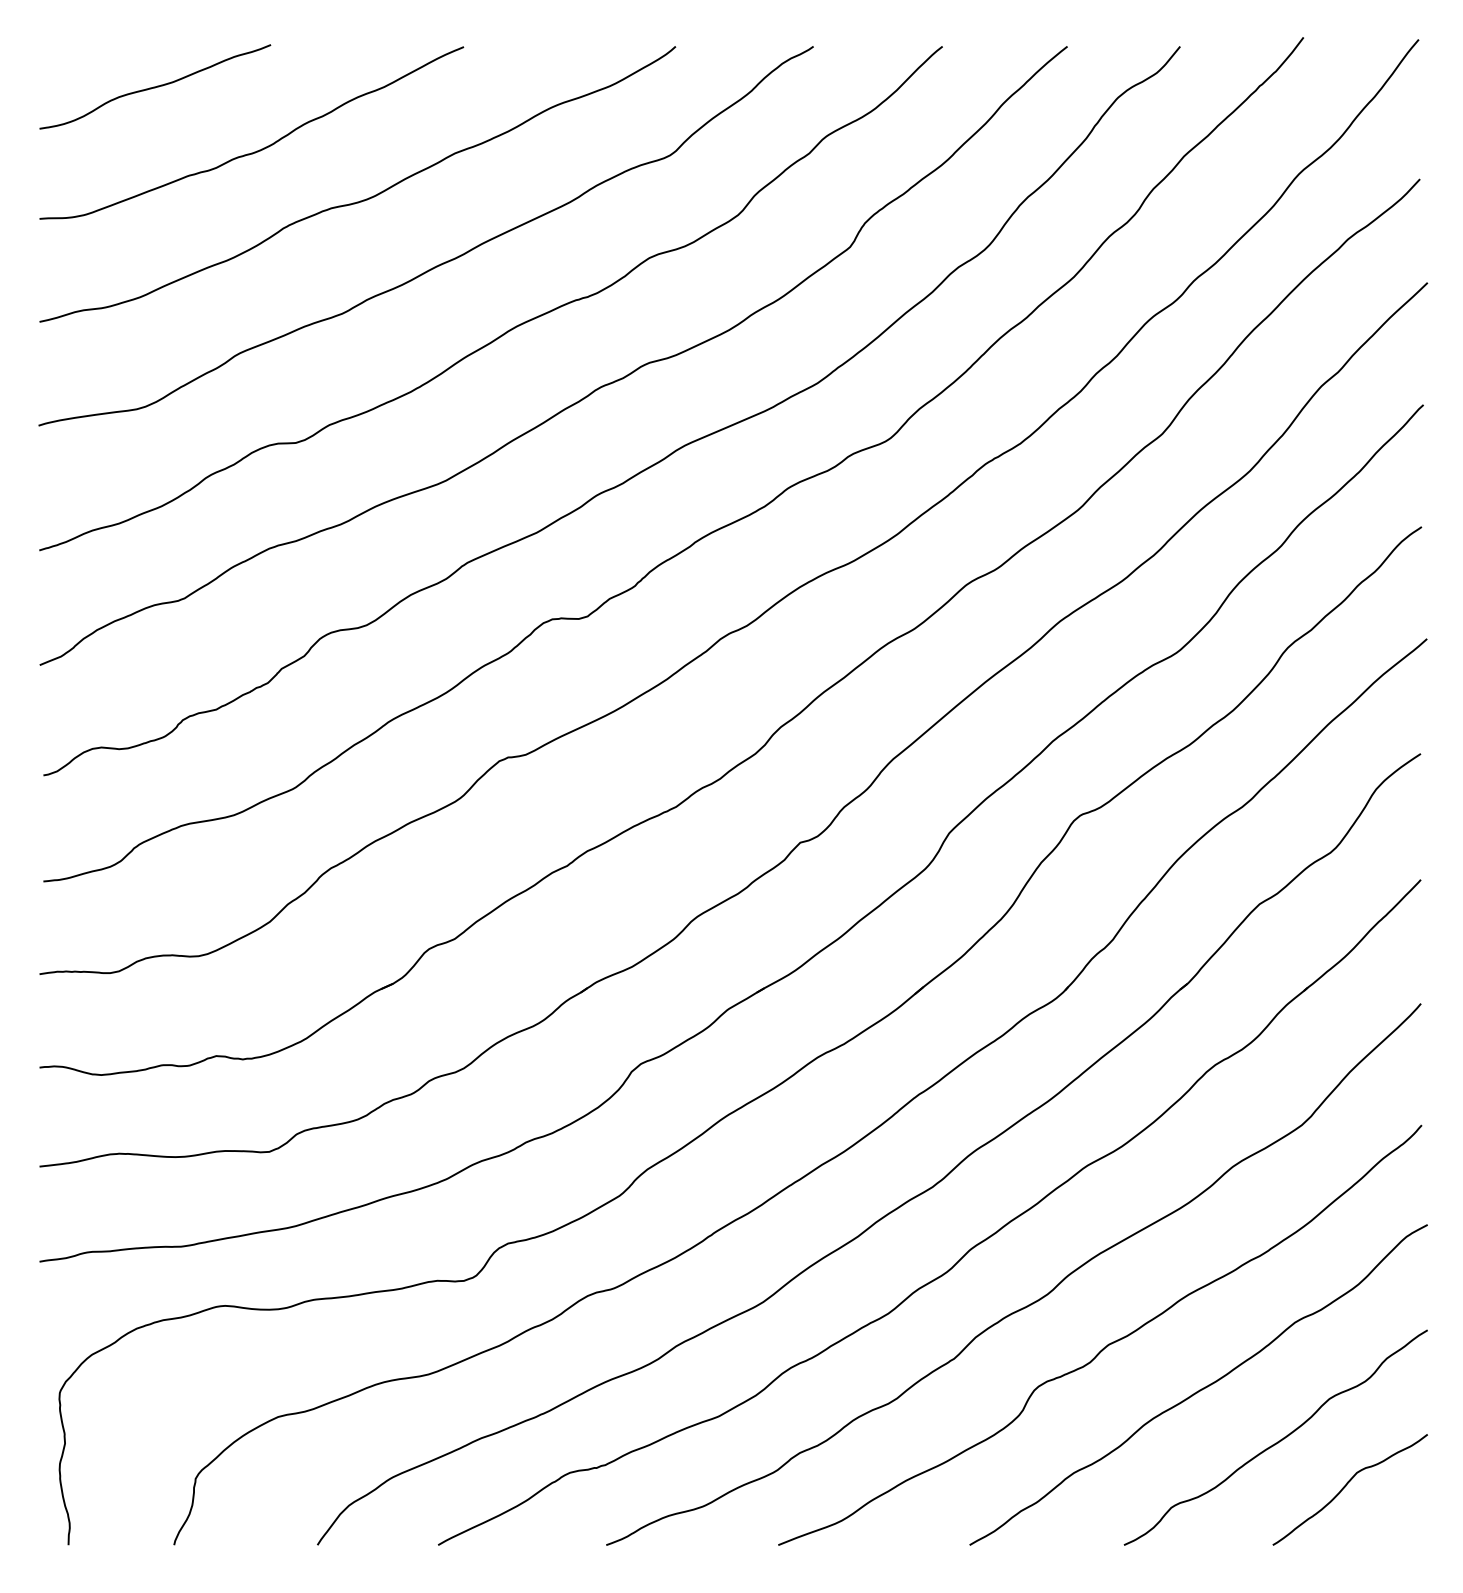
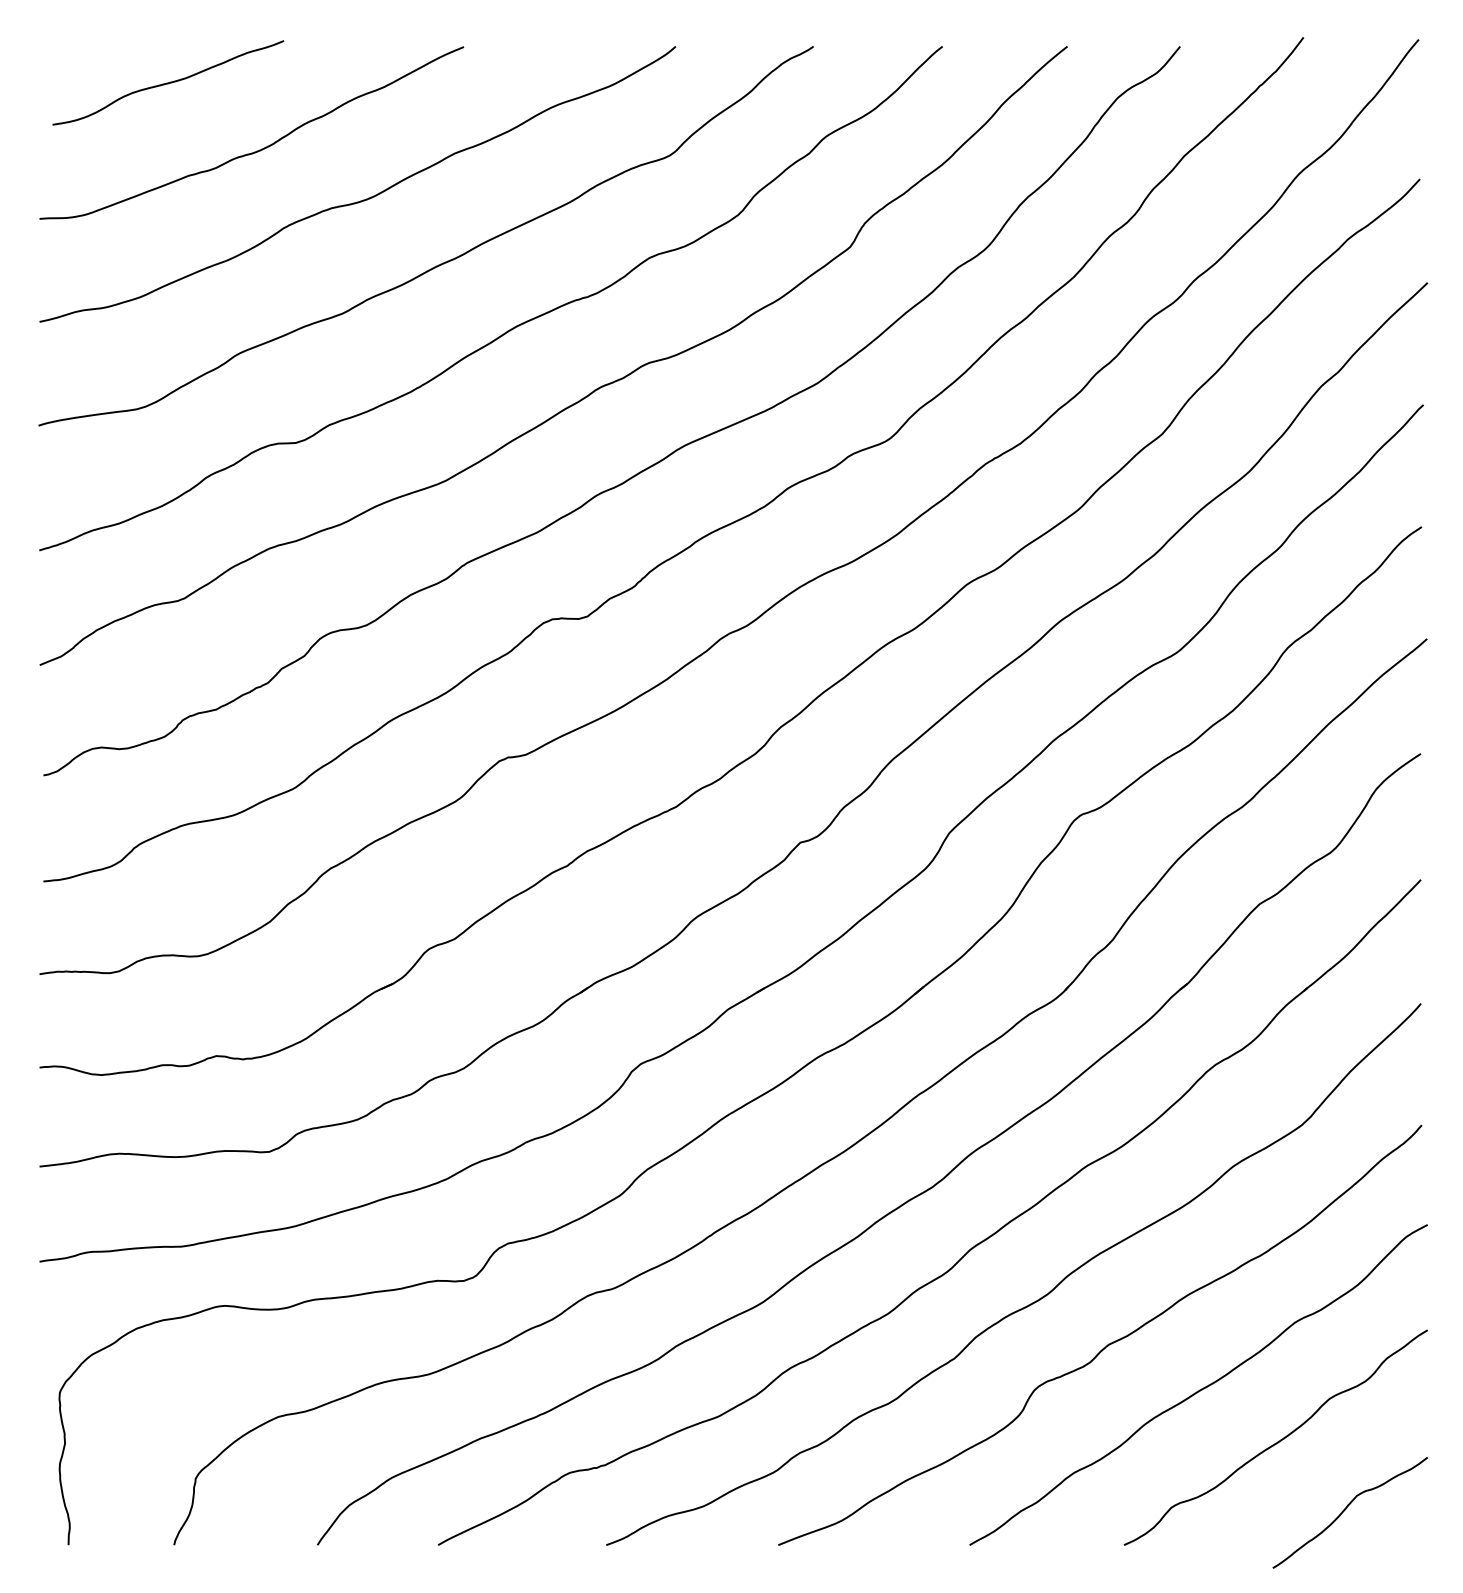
curve position: (155, 86) -> (168, 82) (168, 82)
curve position: (1346, 1486) -> (1346, 1509) (1346, 1509)
